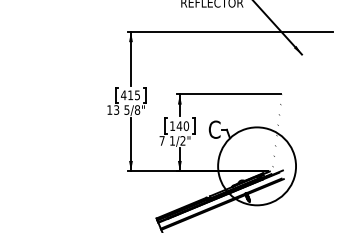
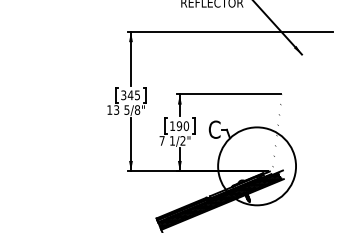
text: 415 -> 345 (126, 95)
text: 140 -> 190 (179, 126)
hatch: none -> present (219, 200)
